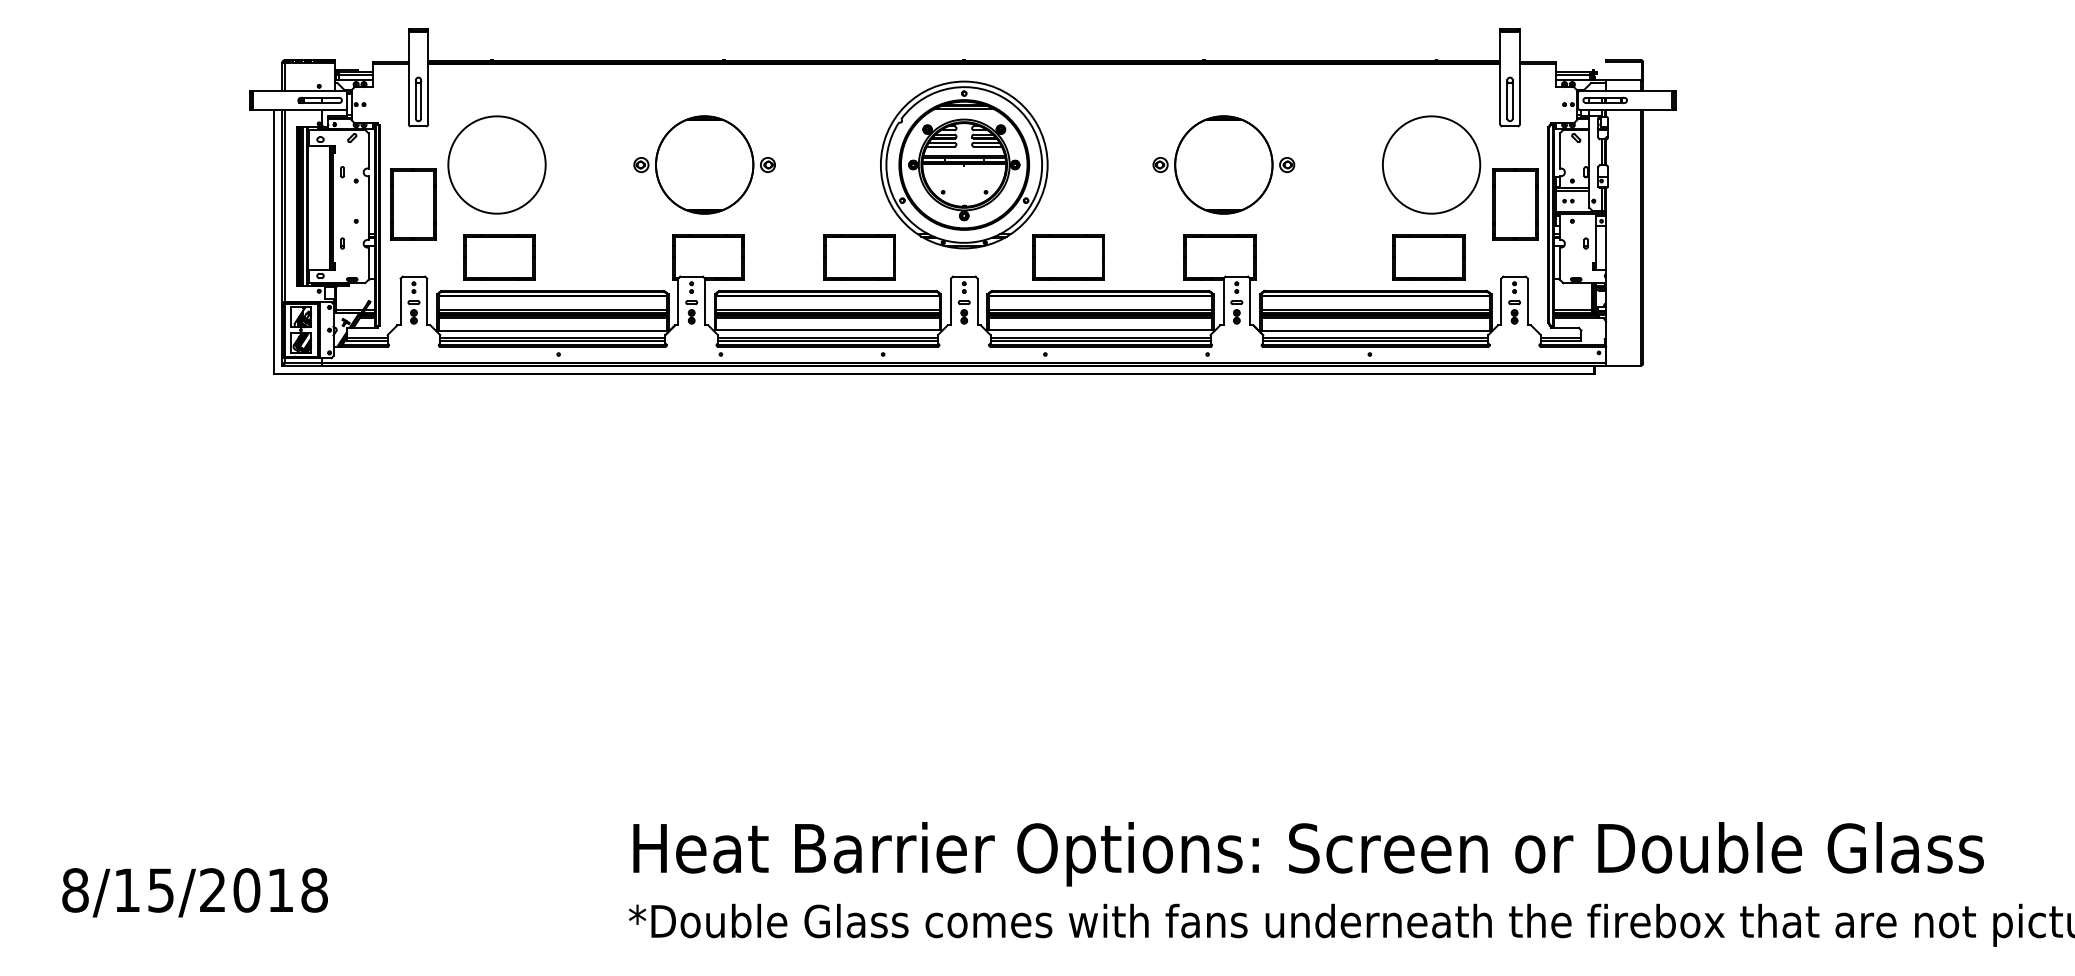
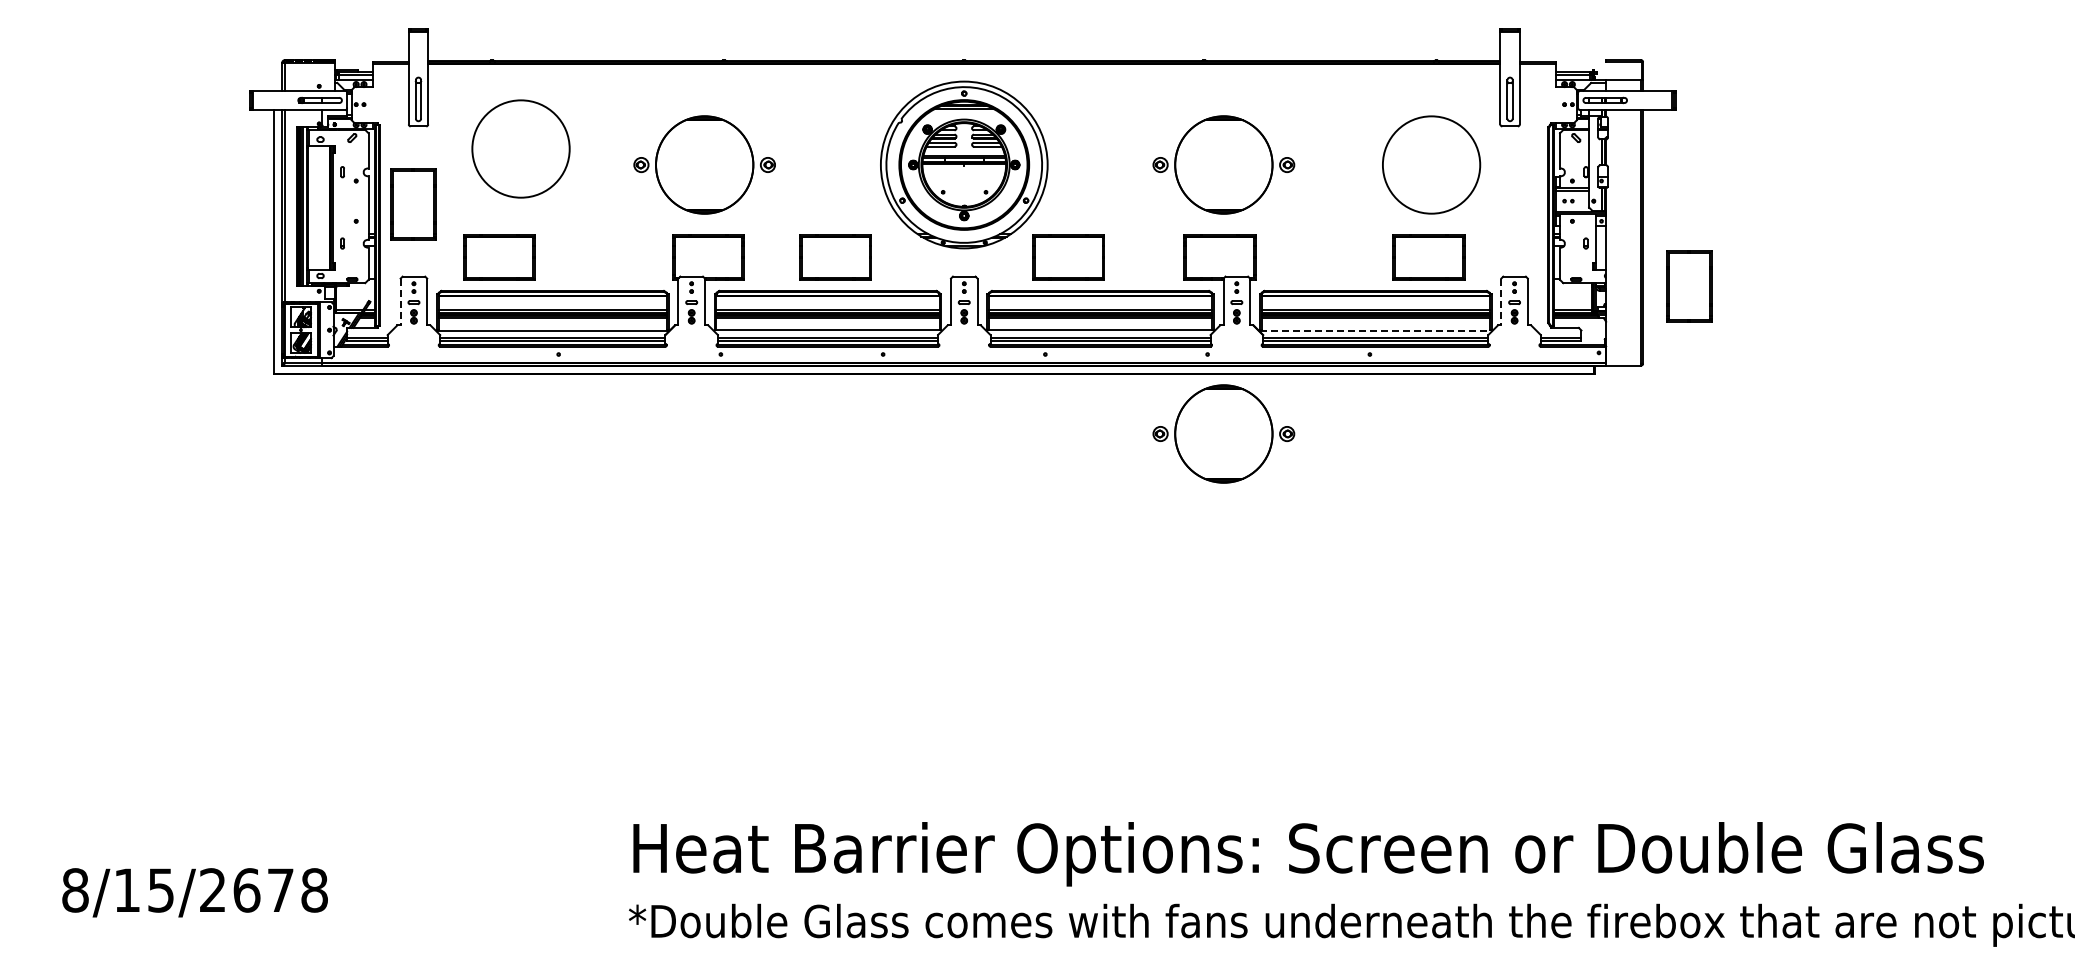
circle position: (496, 164) -> (520, 148) (520, 148)
part position: (1515, 204) -> (1689, 286) (1689, 286)
part position: (859, 257) -> (835, 257) (835, 257)
line: solid -> dashed (400, 302)
line: solid -> dashed (1501, 302)
line: solid -> dashed (1375, 330)
part: none -> present (1223, 433)
text: 8/15/2018 -> 8/15/2678 (263, 890)
